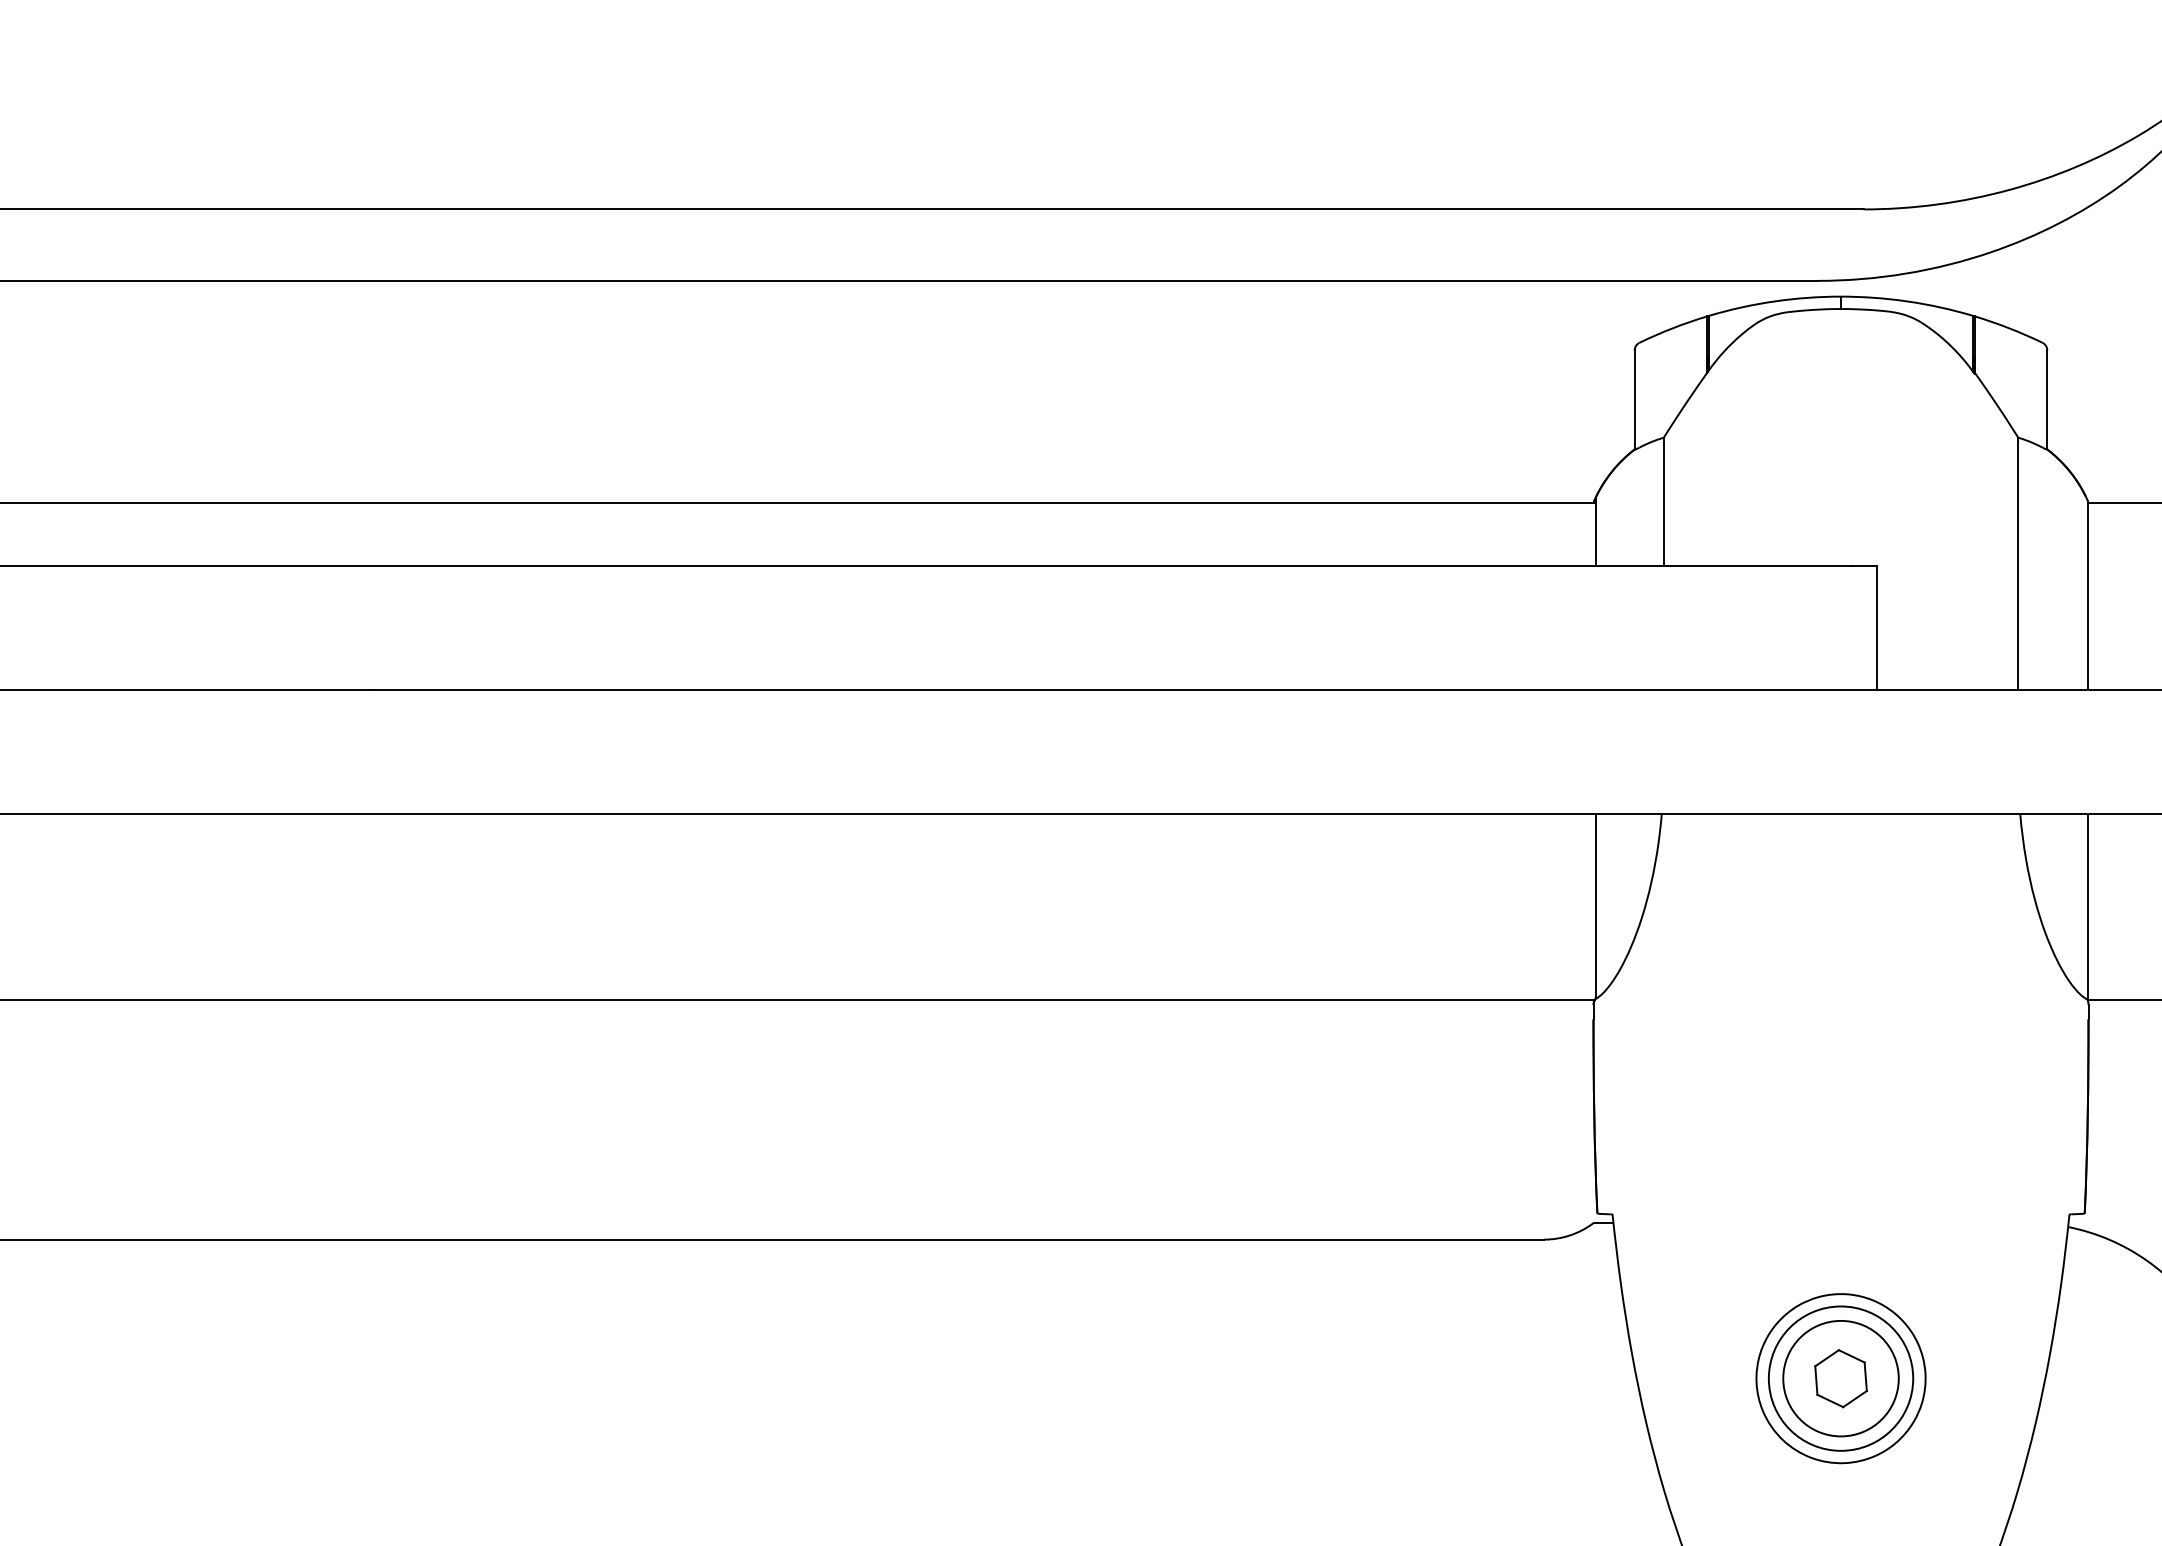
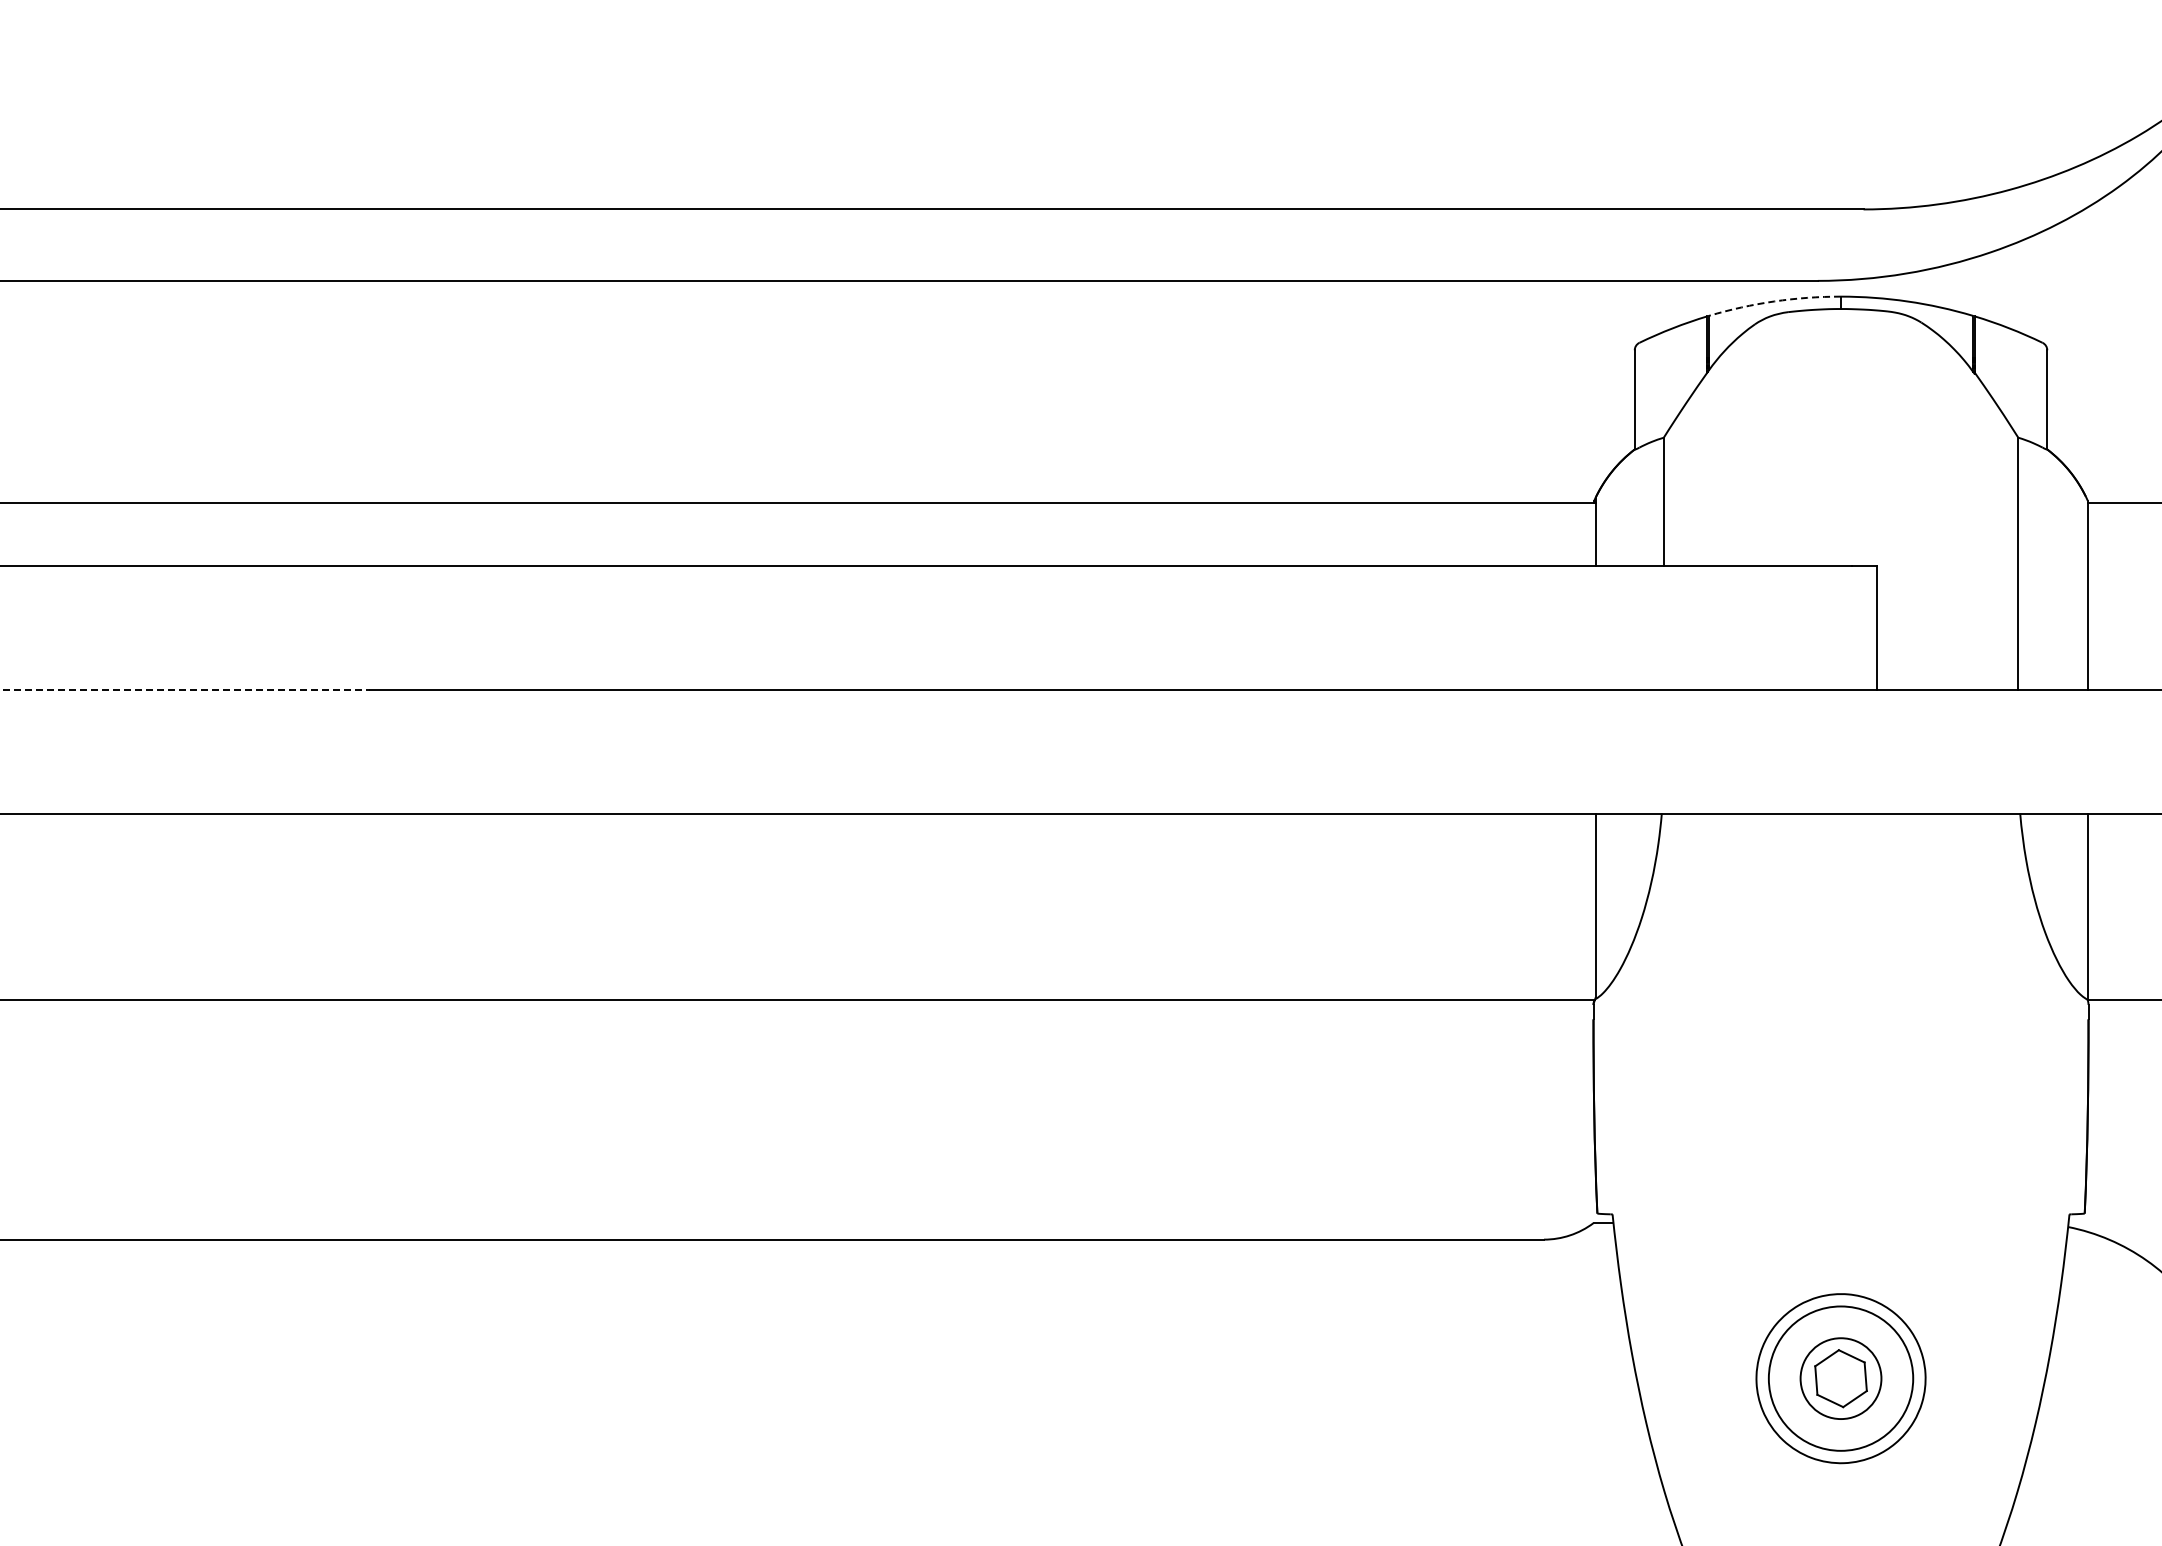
arc: solid -> dashed (1774, 301)
line: solid -> dashed (184, 689)
circle diameter: 116 px -> 81 px (1840, 1378)
